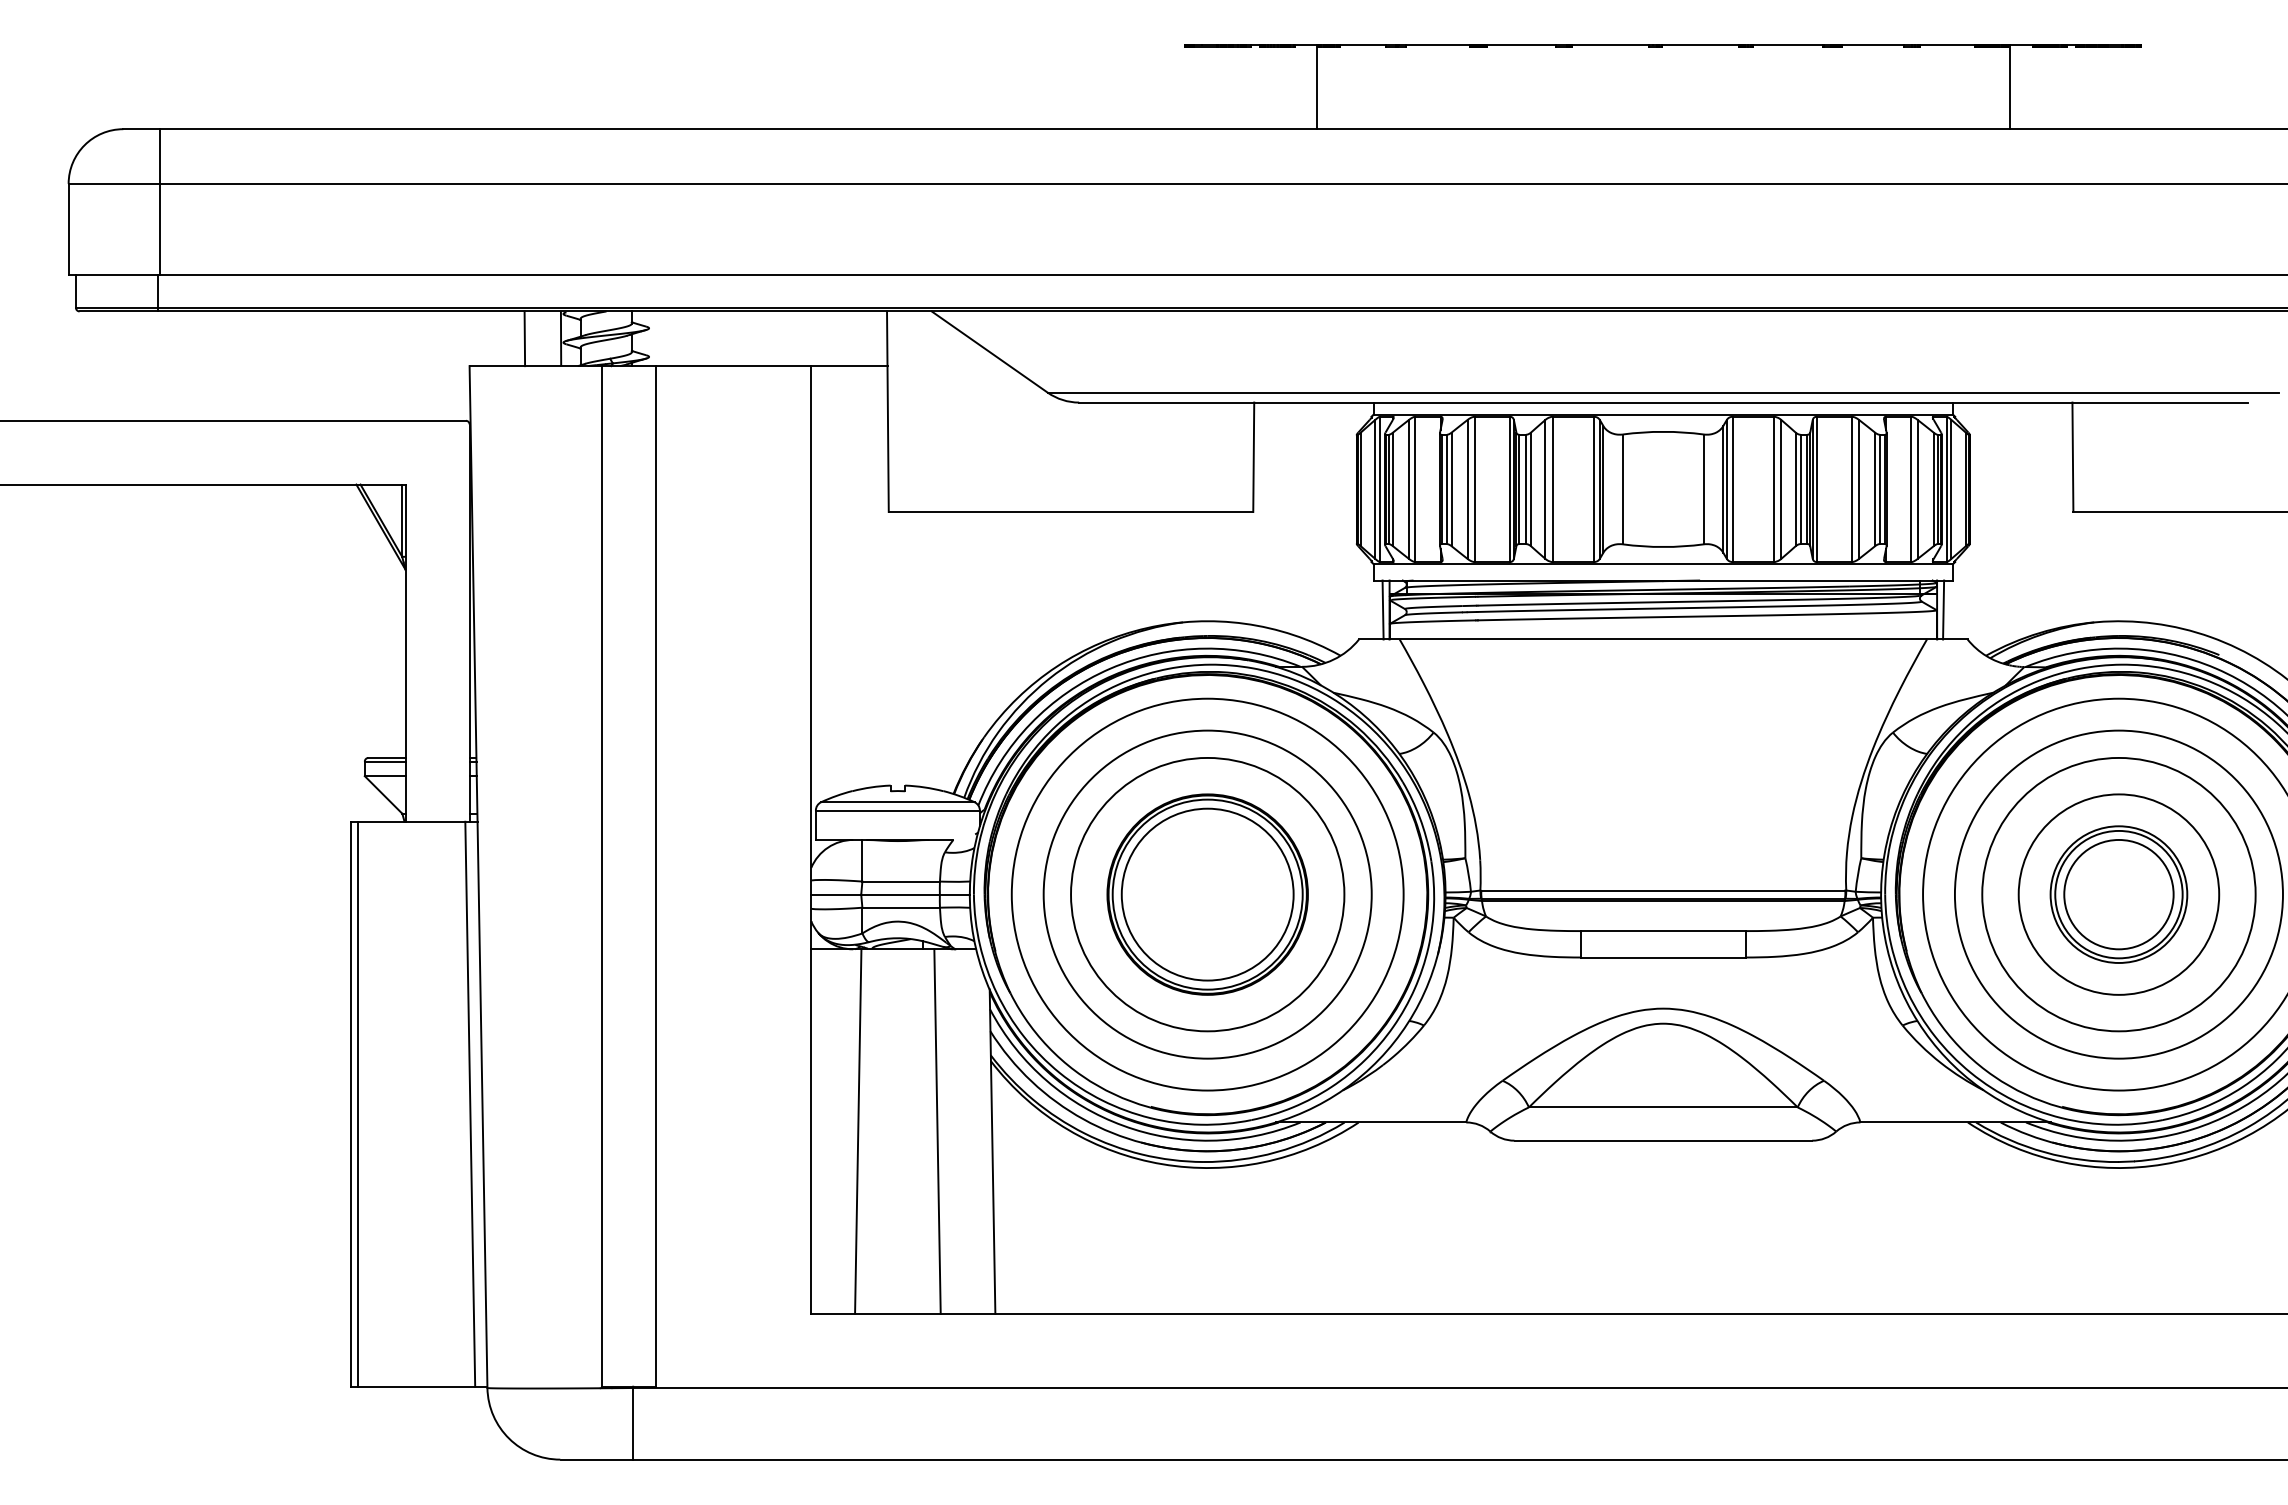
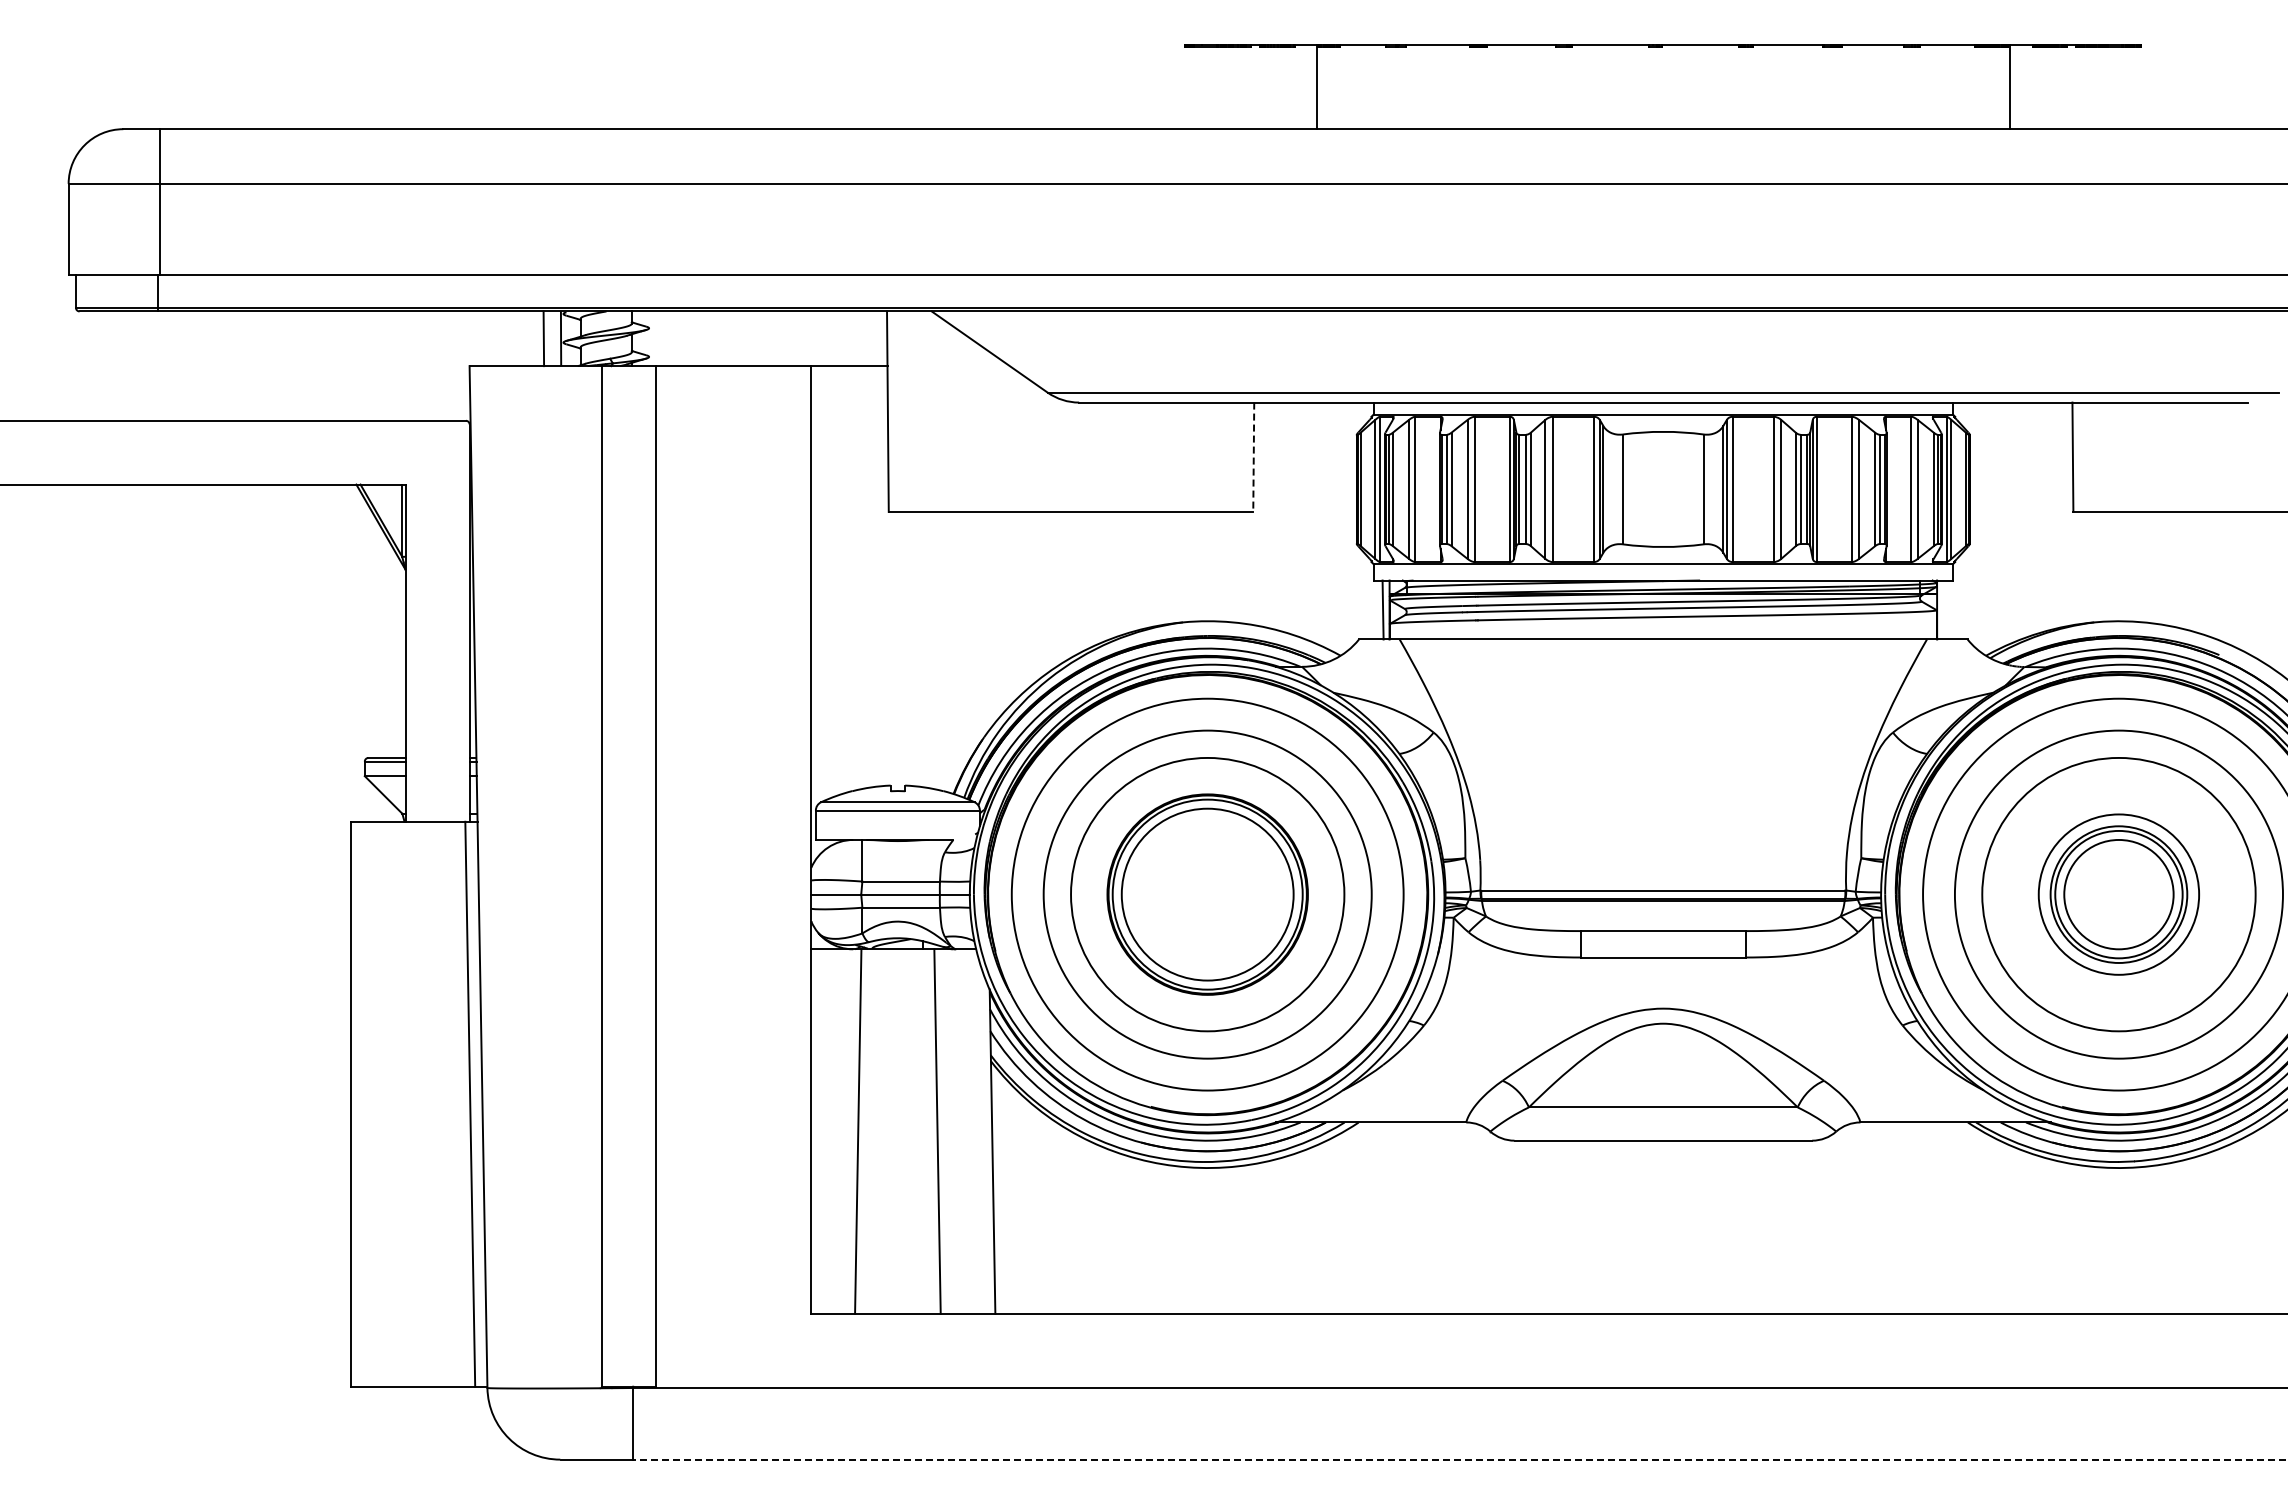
line position: (524, 338) -> (543, 338) (543, 338)
line: solid -> dashed (1253, 457)
line: present -> none (1943, 609)
circle diameter: 200 px -> 160 px (2118, 894)
line: present -> none (358, 1103)
line: solid -> dashed (1459, 1459)
